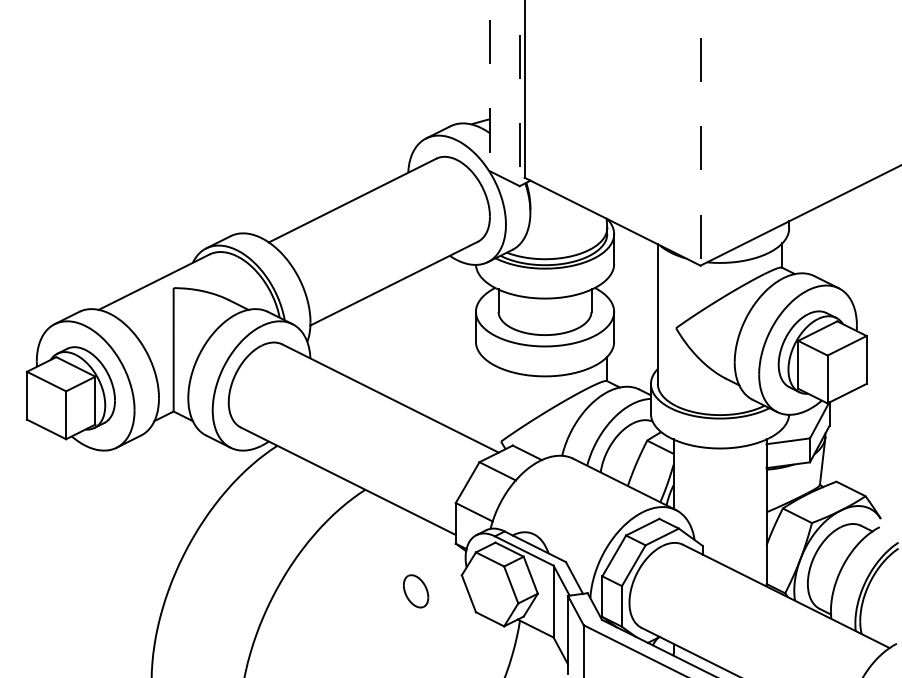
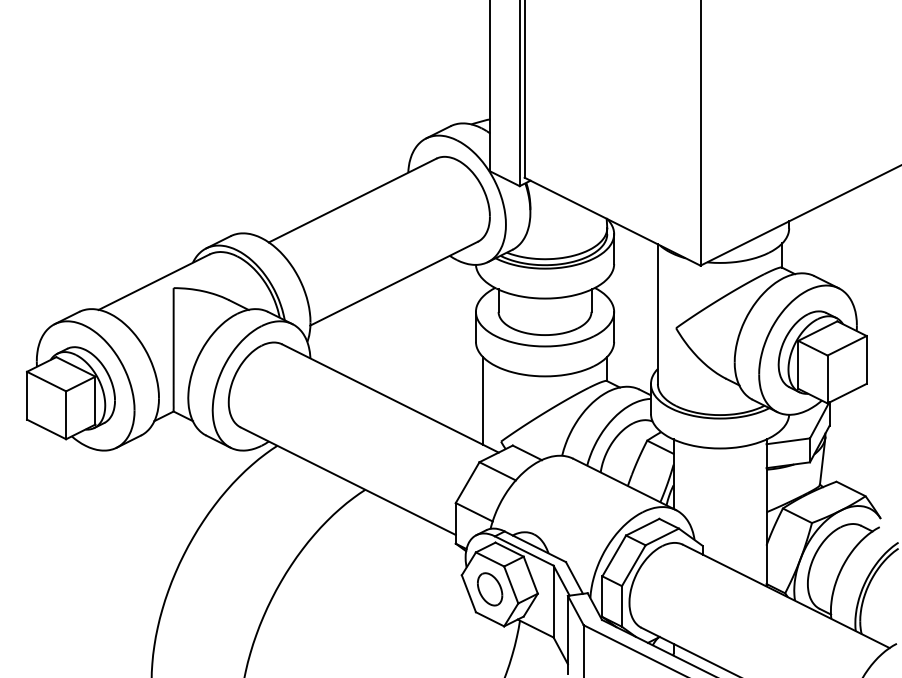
line: dashed -> solid (490, 86)
line: dashed -> solid (519, 93)
line: dashed -> solid (700, 133)
line: none -> present (482, 400)
part position: (416, 591) -> (490, 589) (490, 589)
